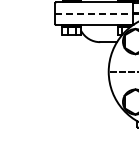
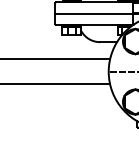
line: dashed -> solid (94, 13)
line: none -> present (56, 59)
line: none -> present (56, 84)
